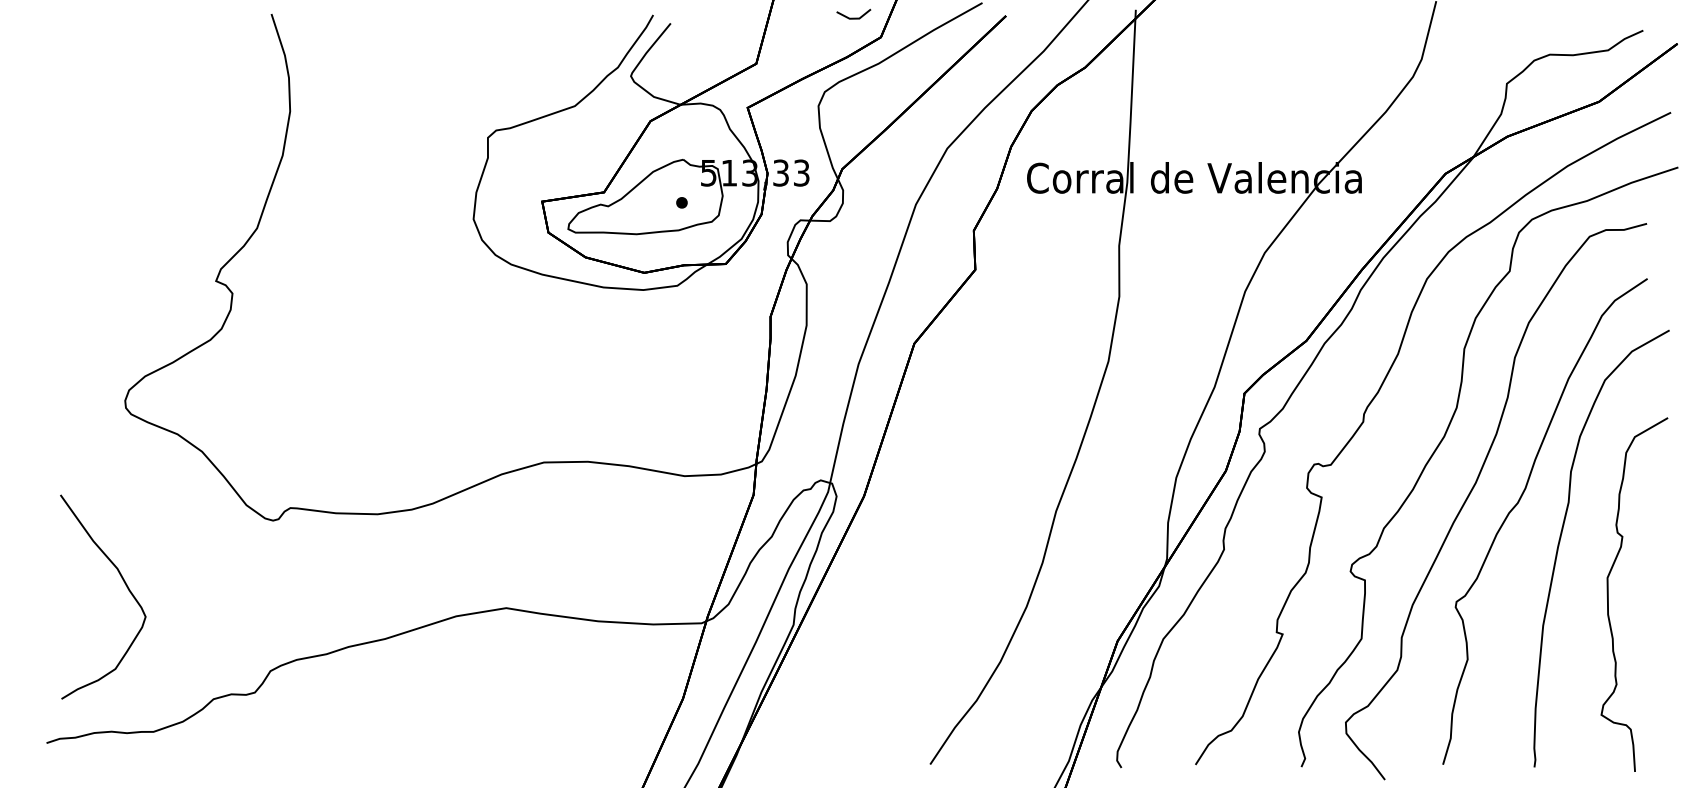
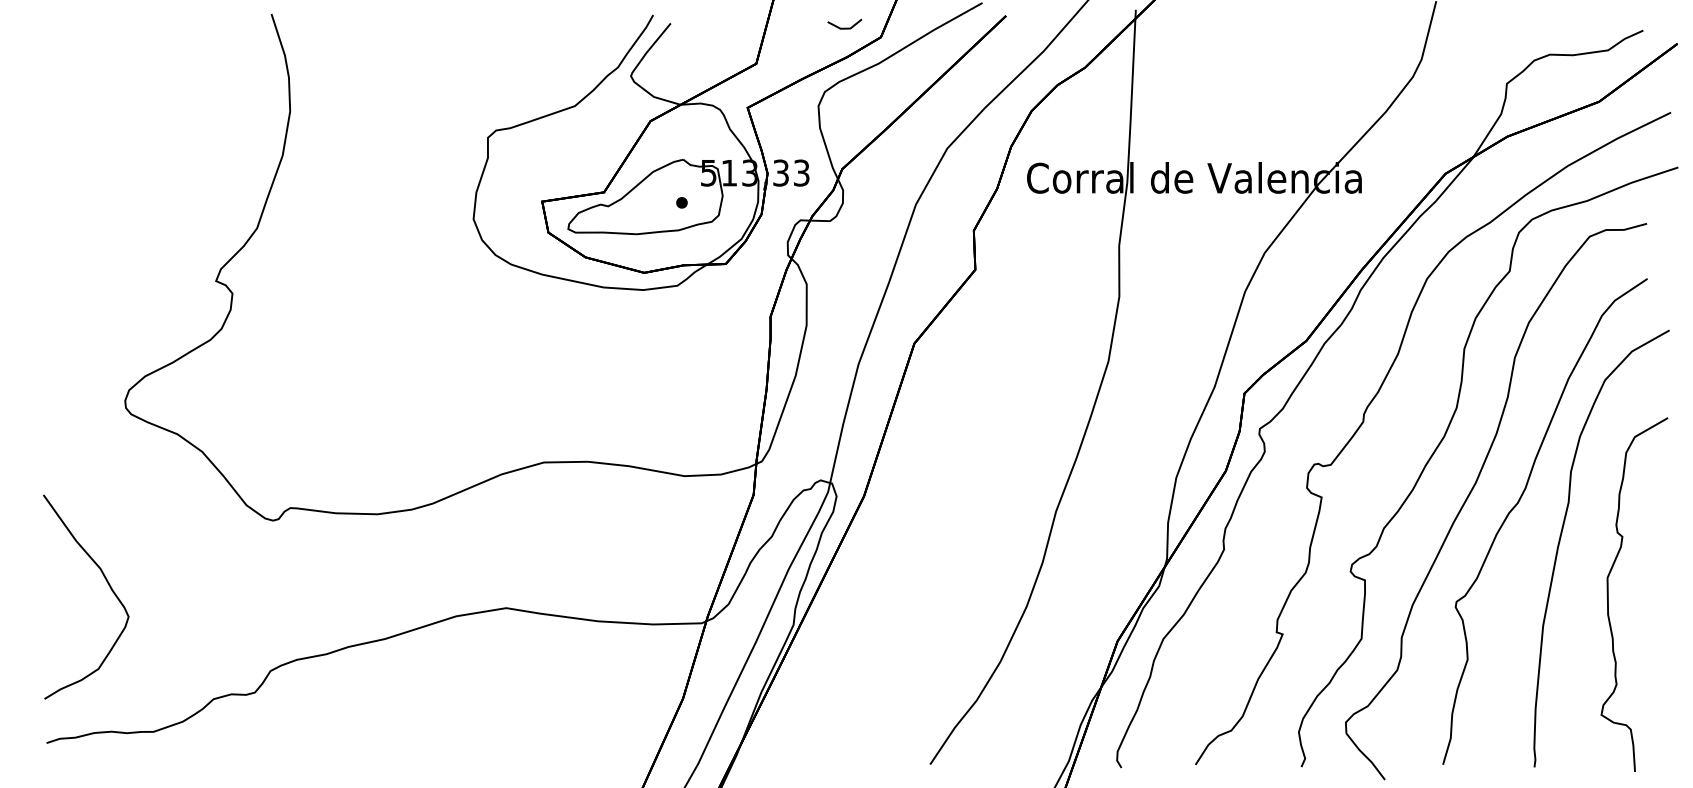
line position: (853, 17) -> (844, 27) (844, 27)
curve position: (125, 585) -> (108, 585) (108, 585)
